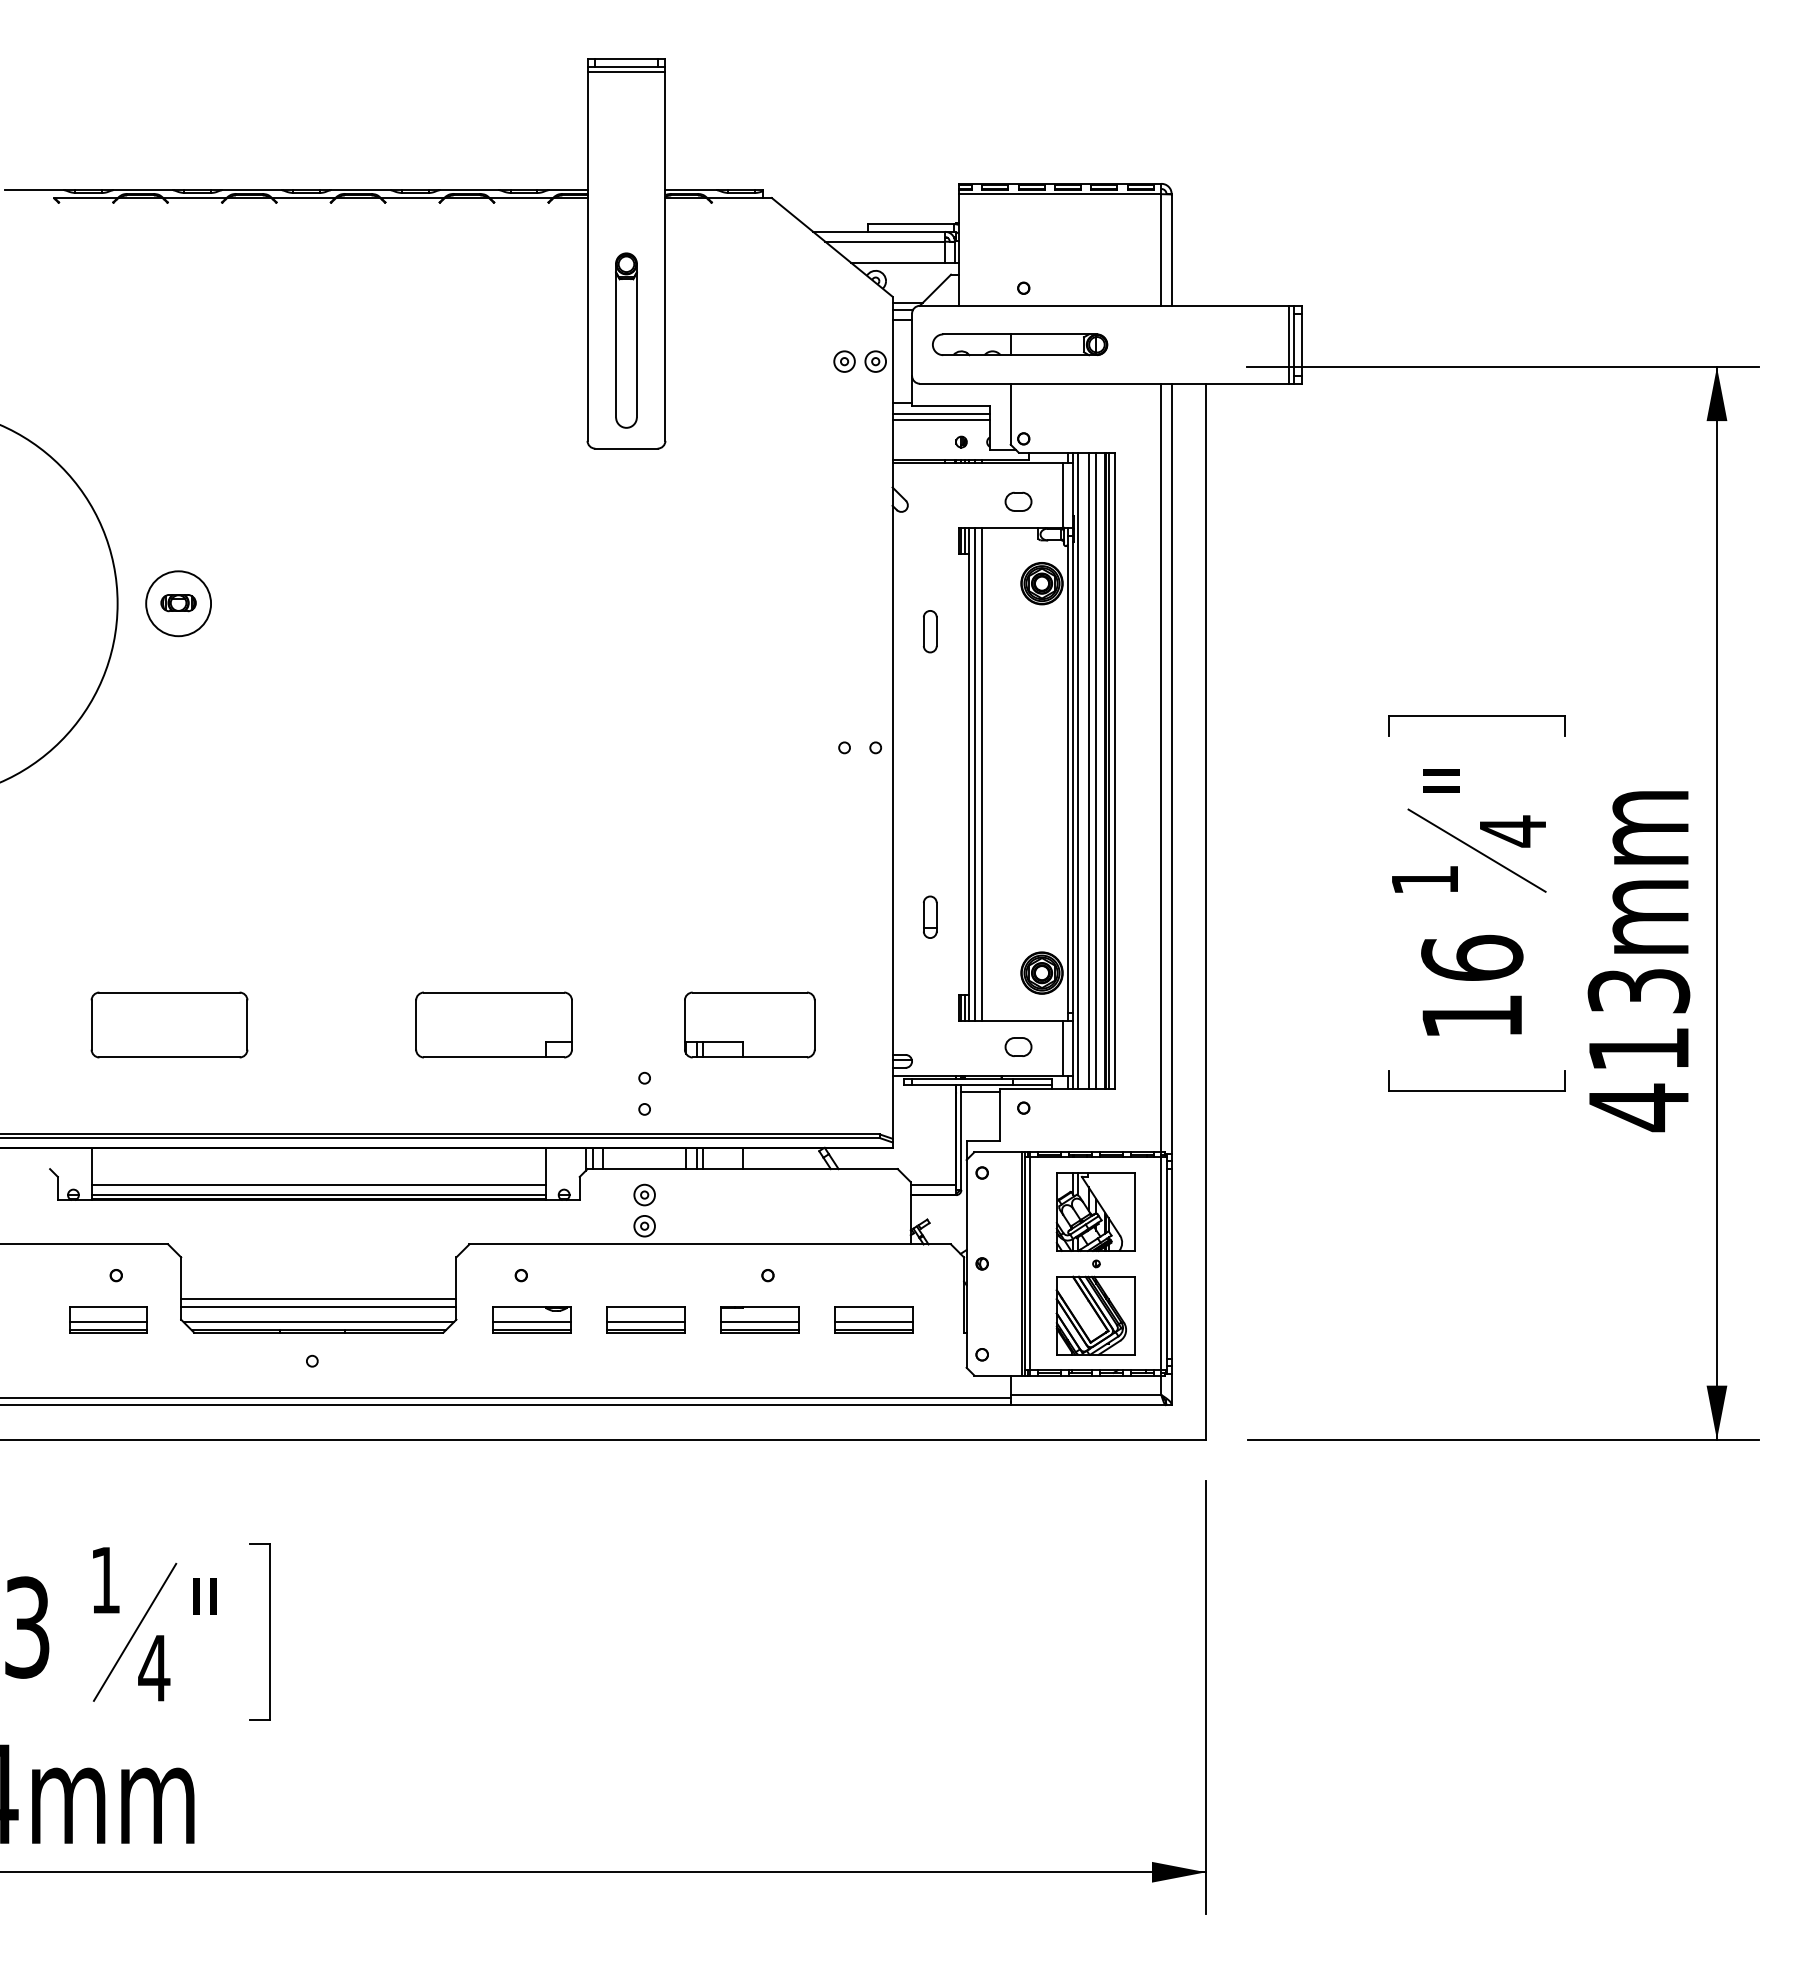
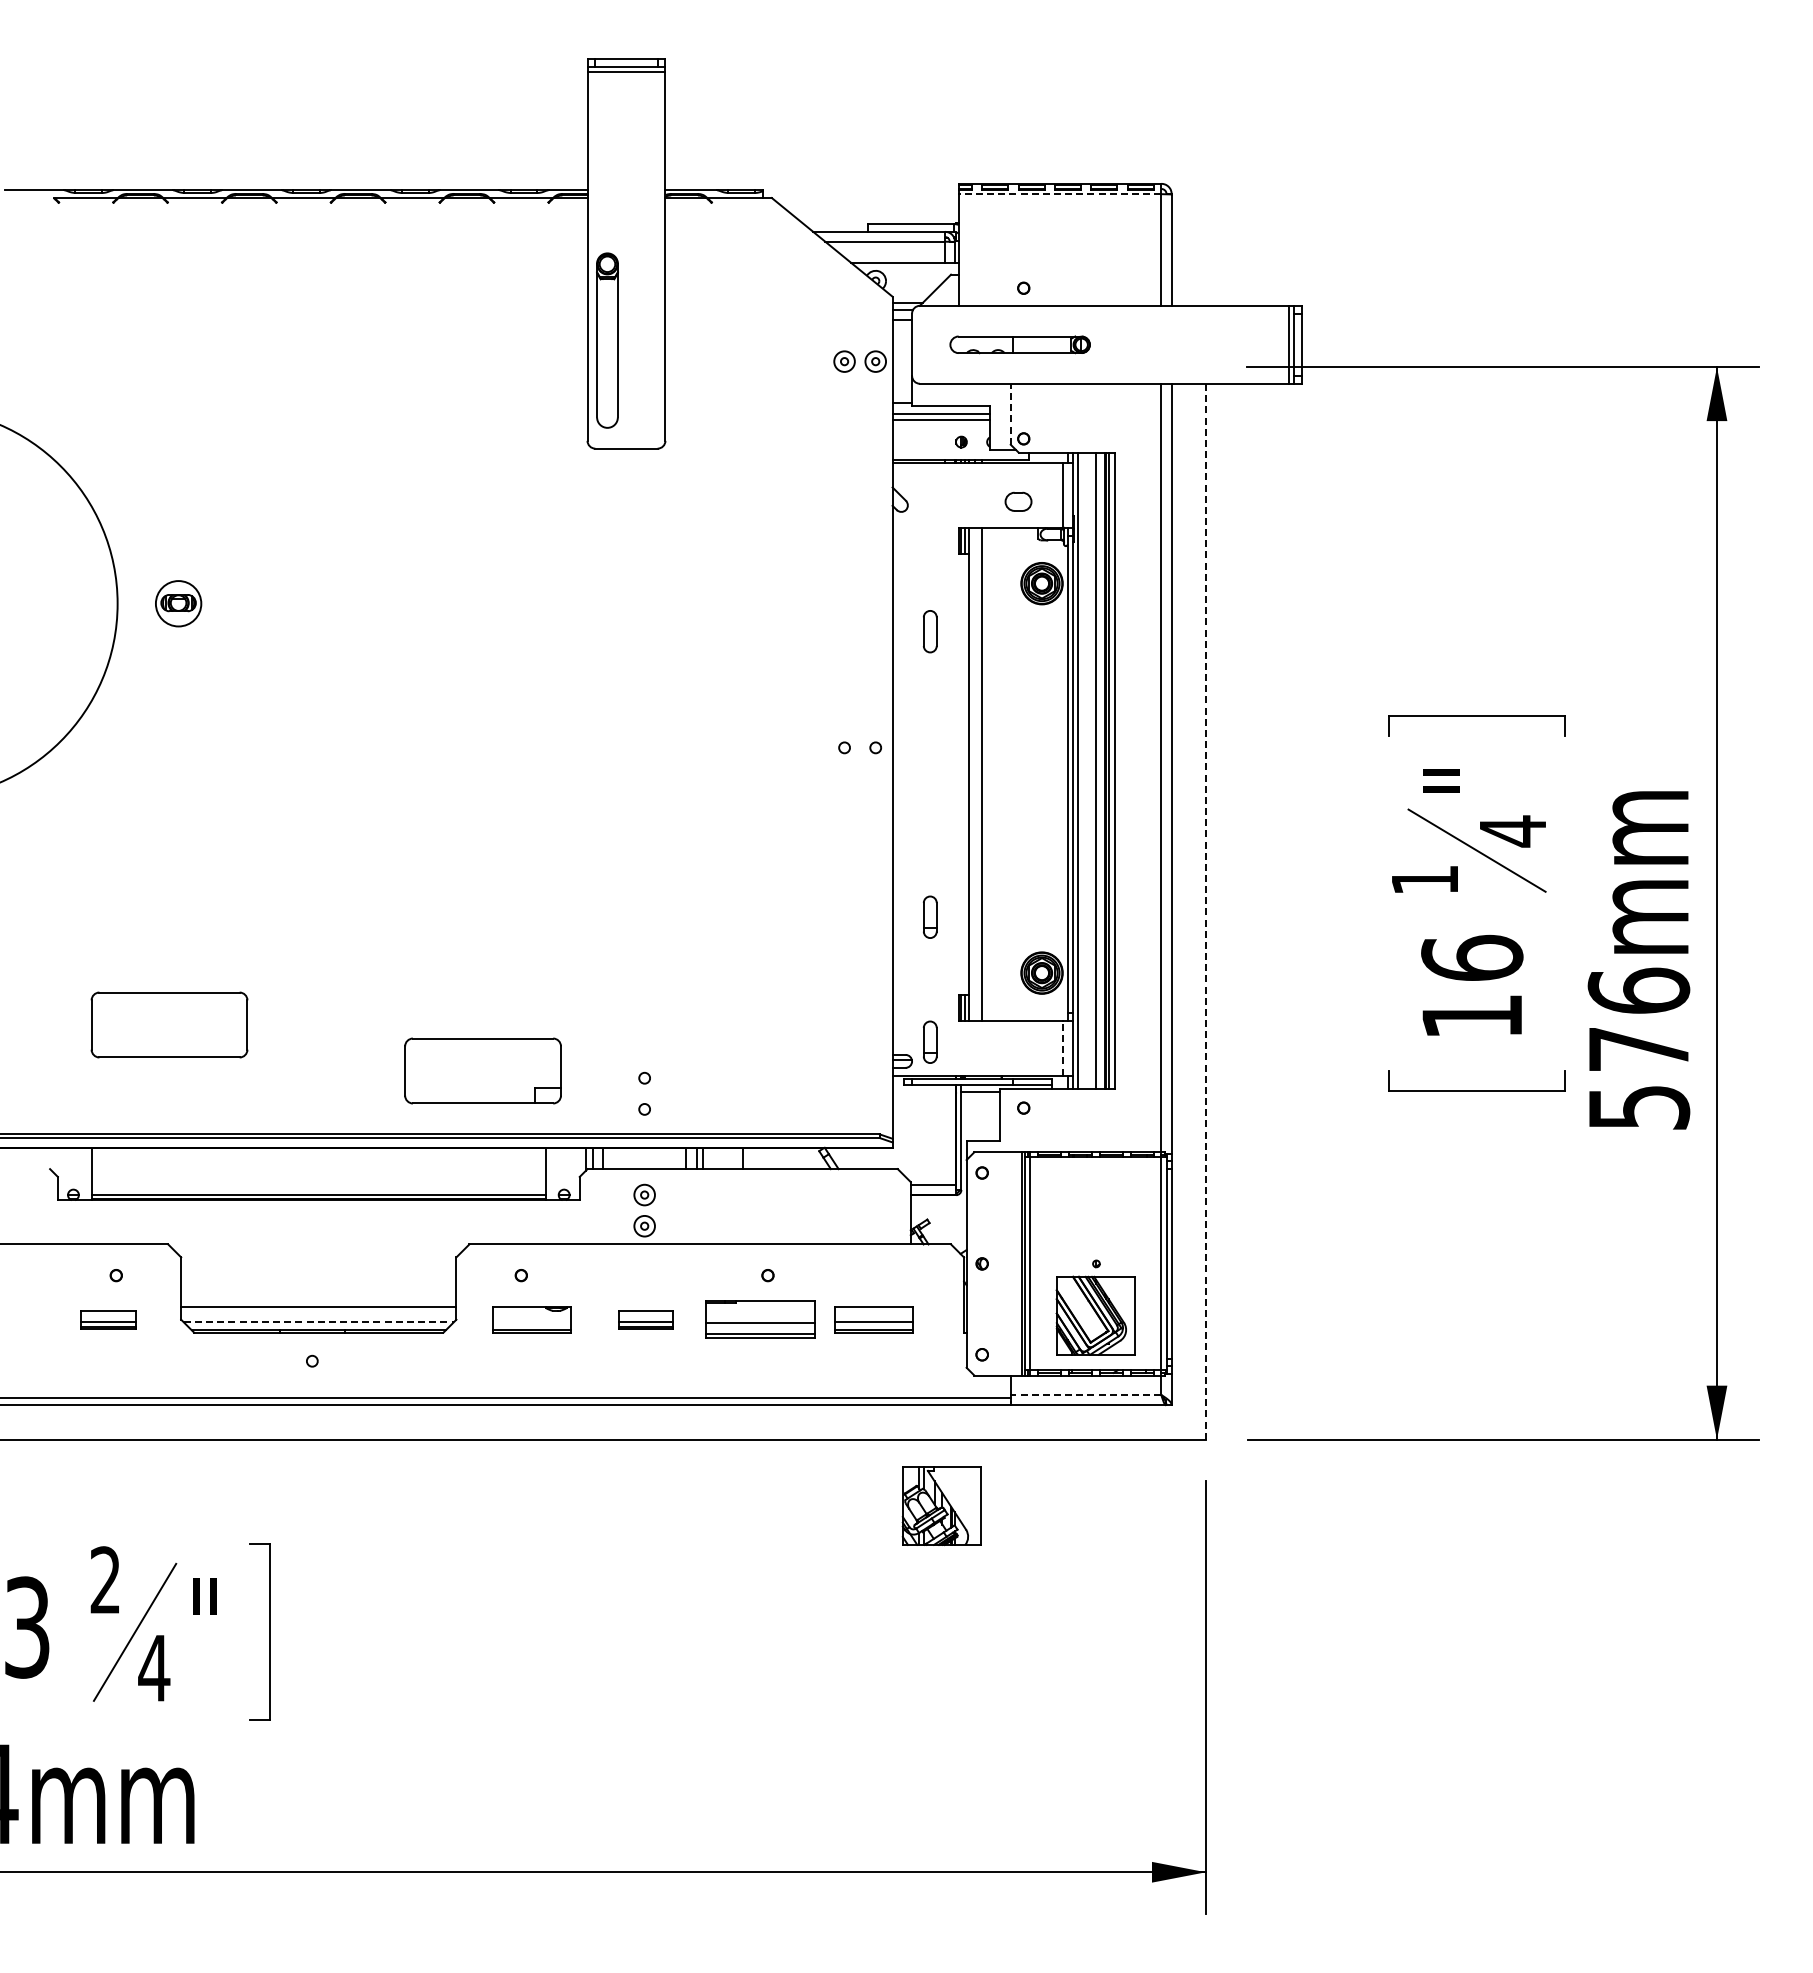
line: solid -> dashed (1059, 194)
part position: (626, 340) -> (607, 340) (607, 340)
part size: 177x24 px -> 142x20 px (1019, 344)
line: solid -> dashed (1010, 414)
circle diameter: 65 px -> 45 px (178, 603)
line: present -> none (1088, 770)
line: present -> none (975, 774)
line: solid -> dashed (1206, 911)
part position: (493, 1024) -> (482, 1070) (482, 1070)
part: present -> none (749, 1024)
part: none -> present (930, 1041)
part: present -> none (1018, 1046)
line: solid -> dashed (1062, 1047)
text: 413mm -> 576mm (1638, 1049)
line: present -> none (318, 1184)
part position: (1095, 1211) -> (941, 1505) (941, 1505)
line: present -> none (318, 1298)
part size: 79x28 px -> 57x20 px (108, 1319)
part size: 80x28 px -> 56x20 px (645, 1319)
part size: 80x28 px -> 111x39 px (760, 1319)
line: solid -> dashed (319, 1322)
line: present -> none (531, 1322)
line: solid -> dashed (1085, 1395)
text: 1 -> 2 (104, 1579)
